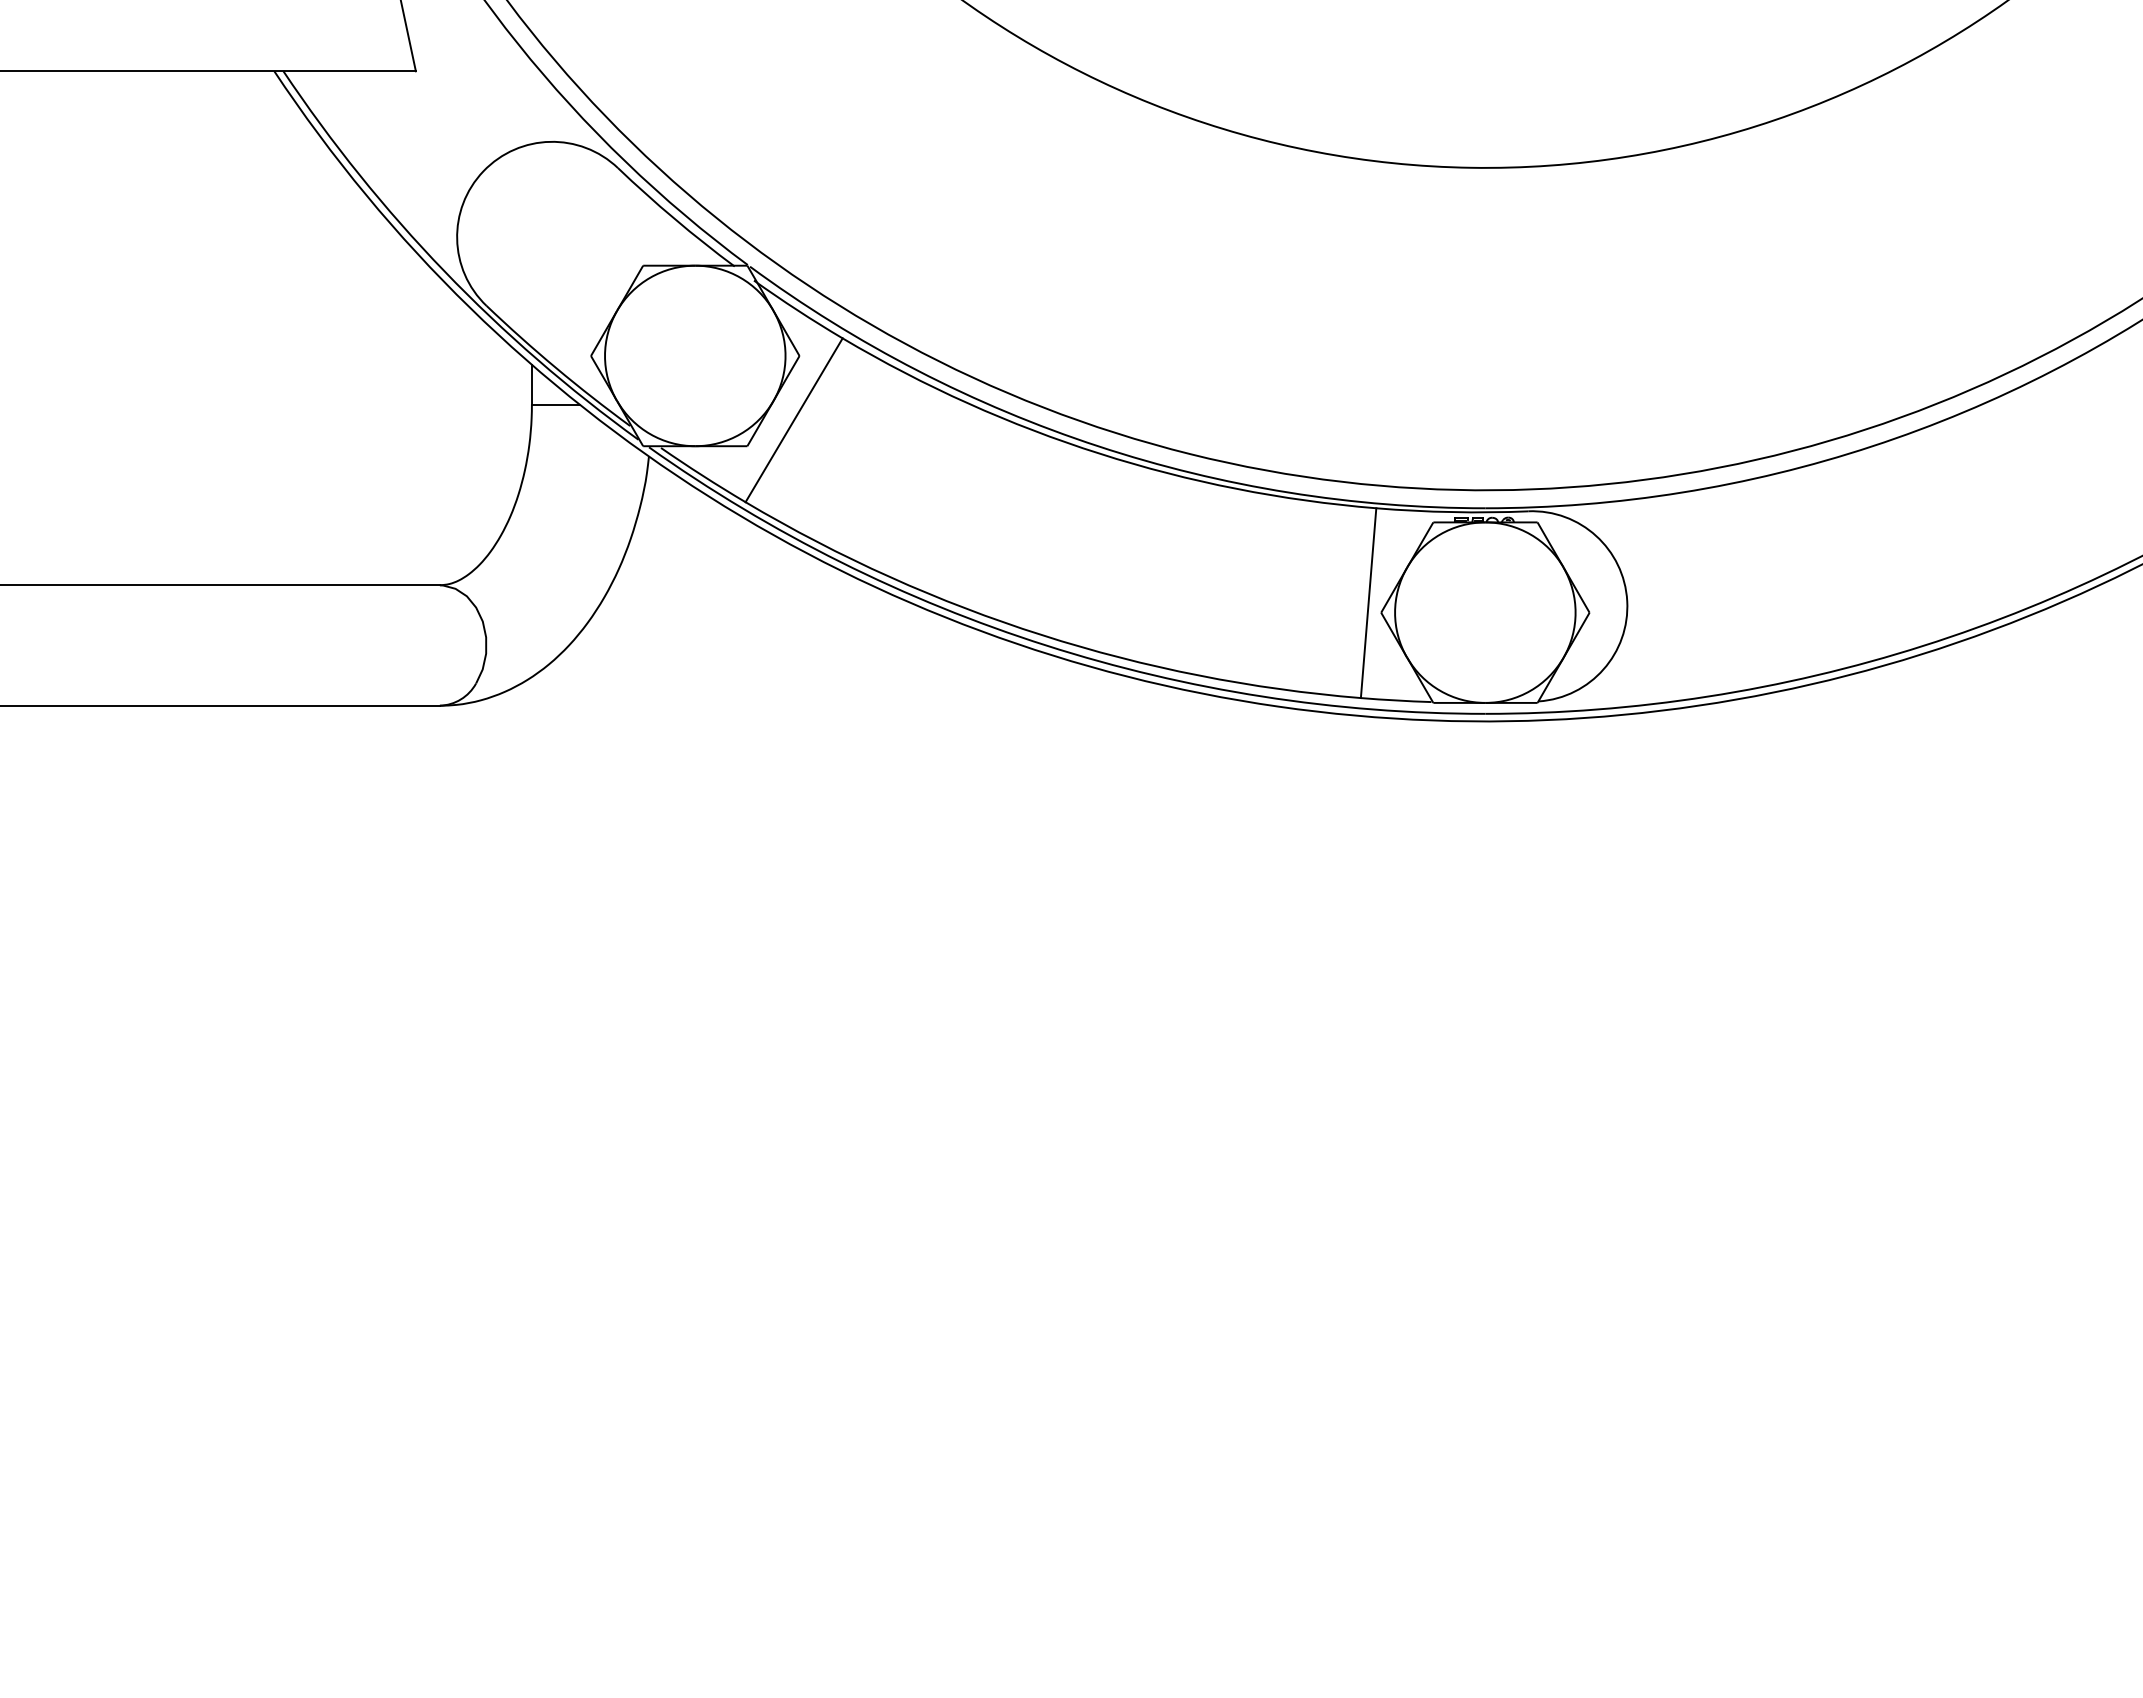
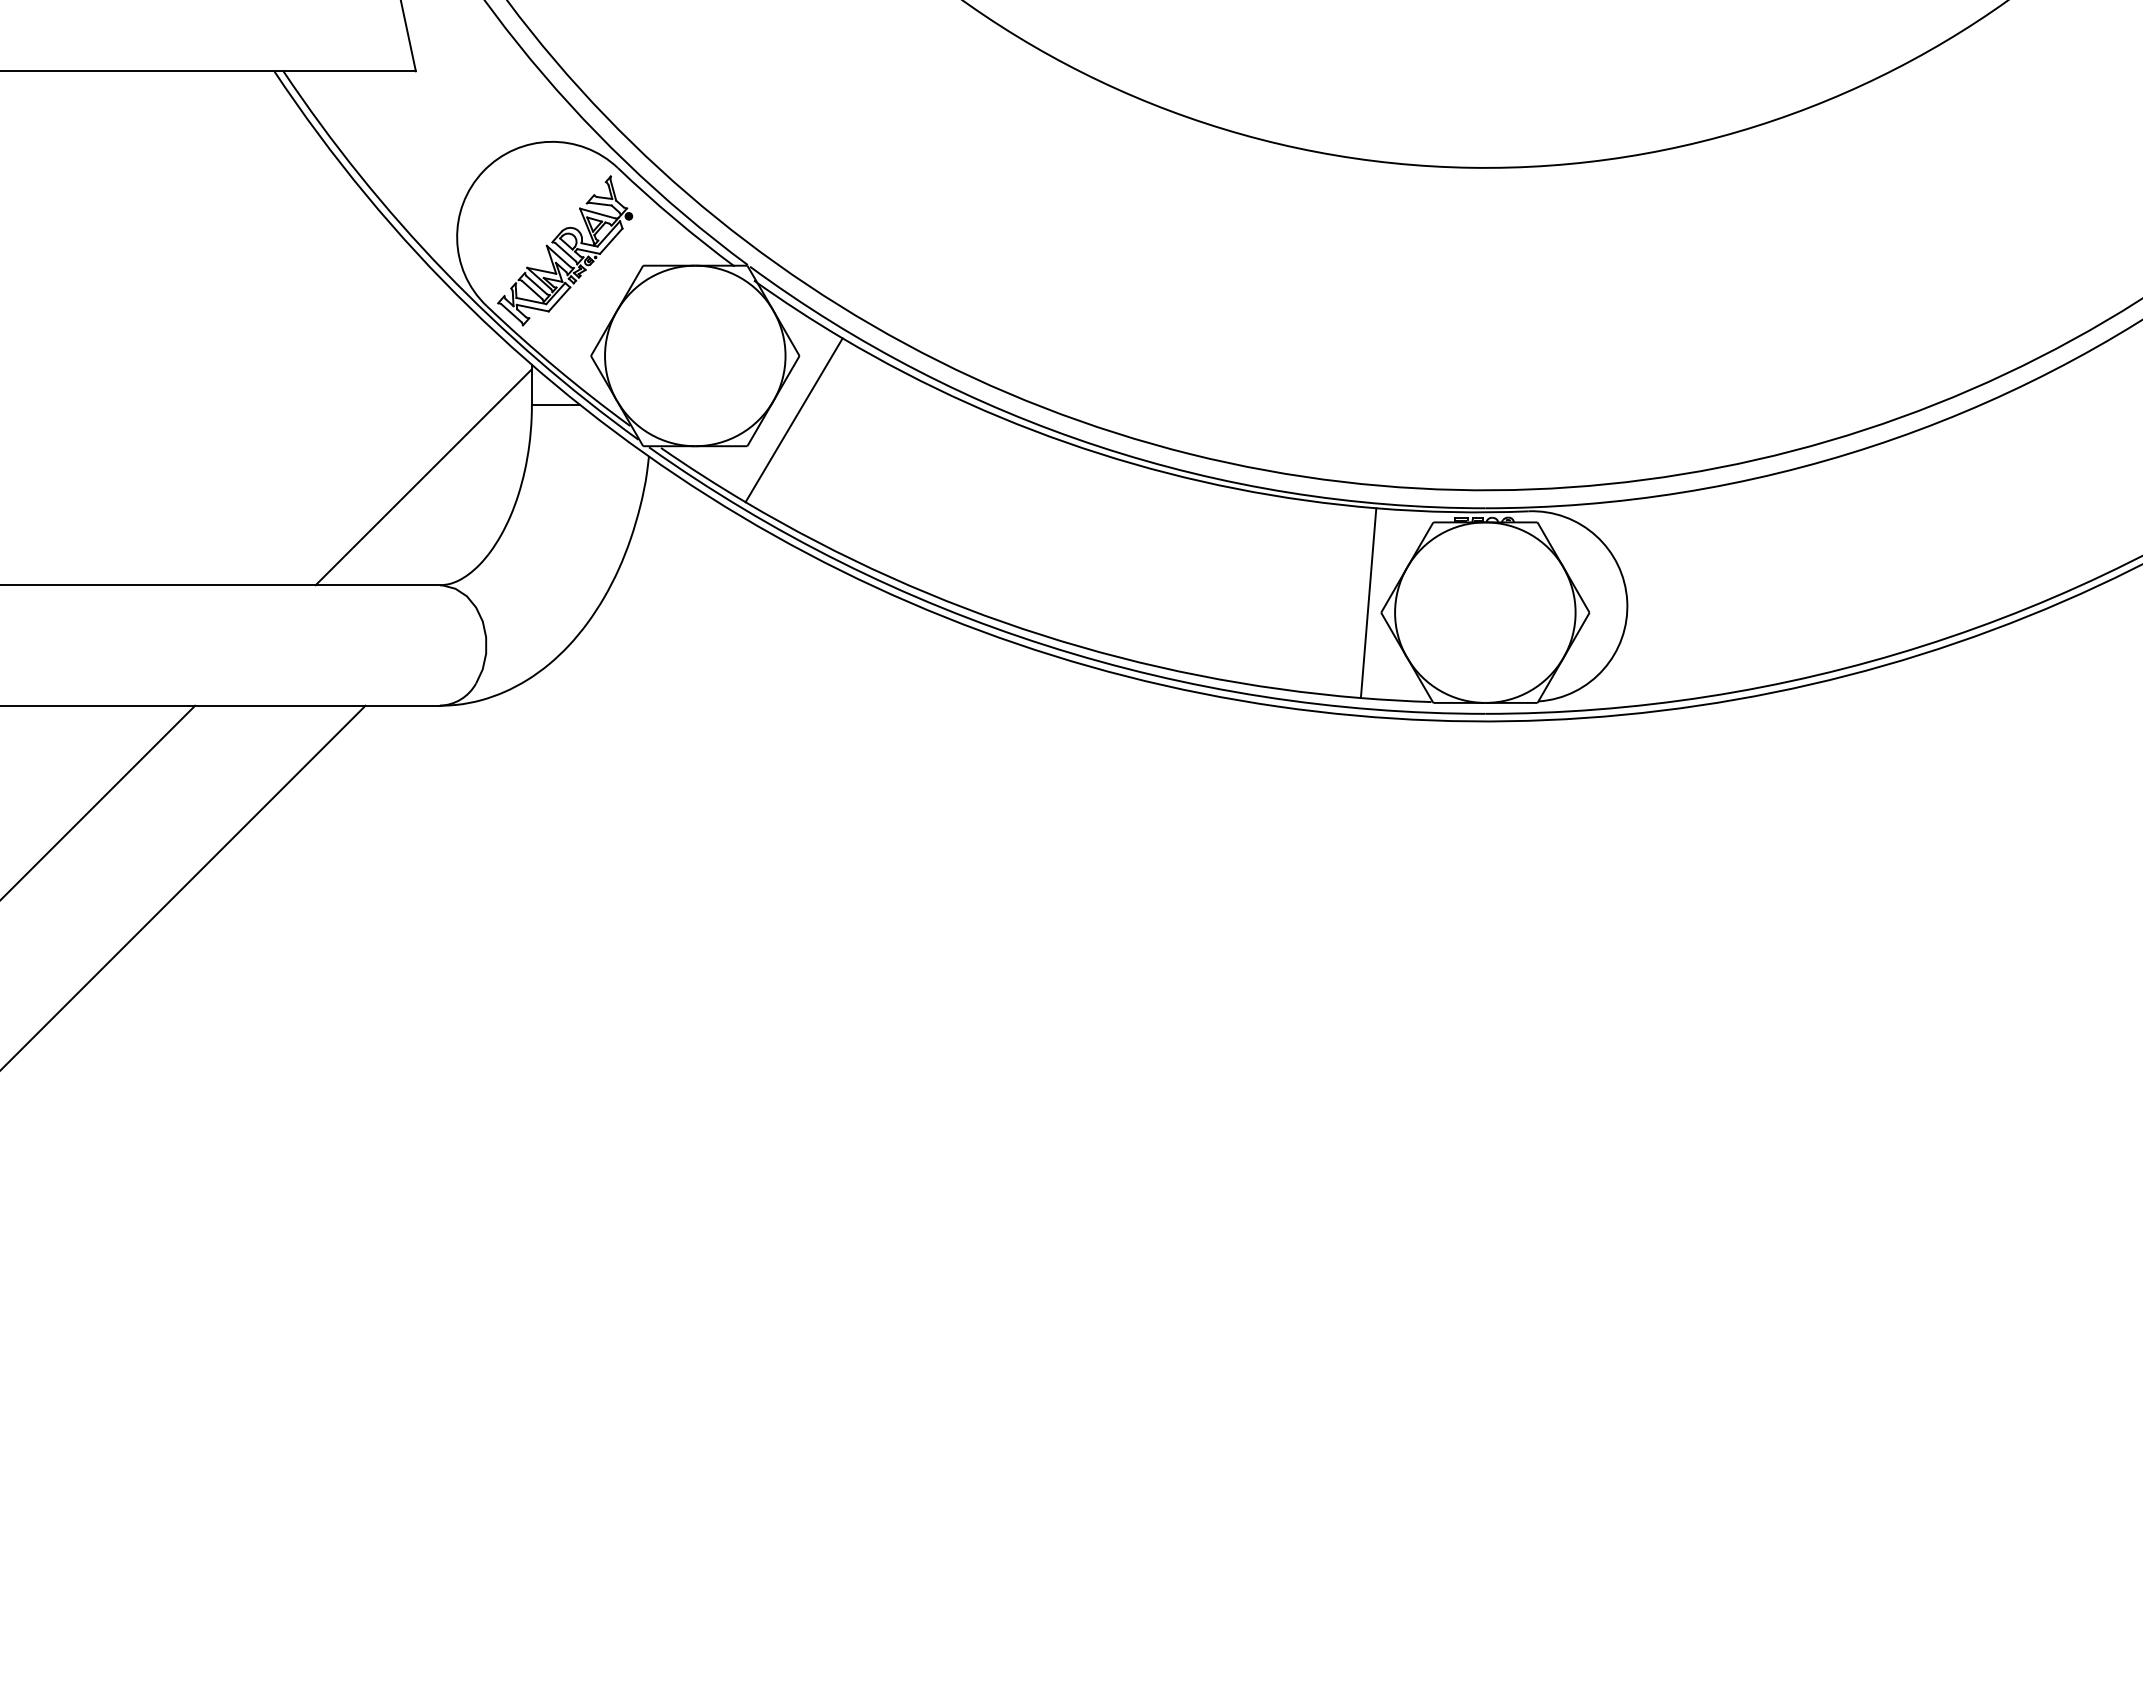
part: none -> present (565, 250)
line: none -> present (423, 477)
line: none -> present (98, 801)
line: none -> present (183, 886)
